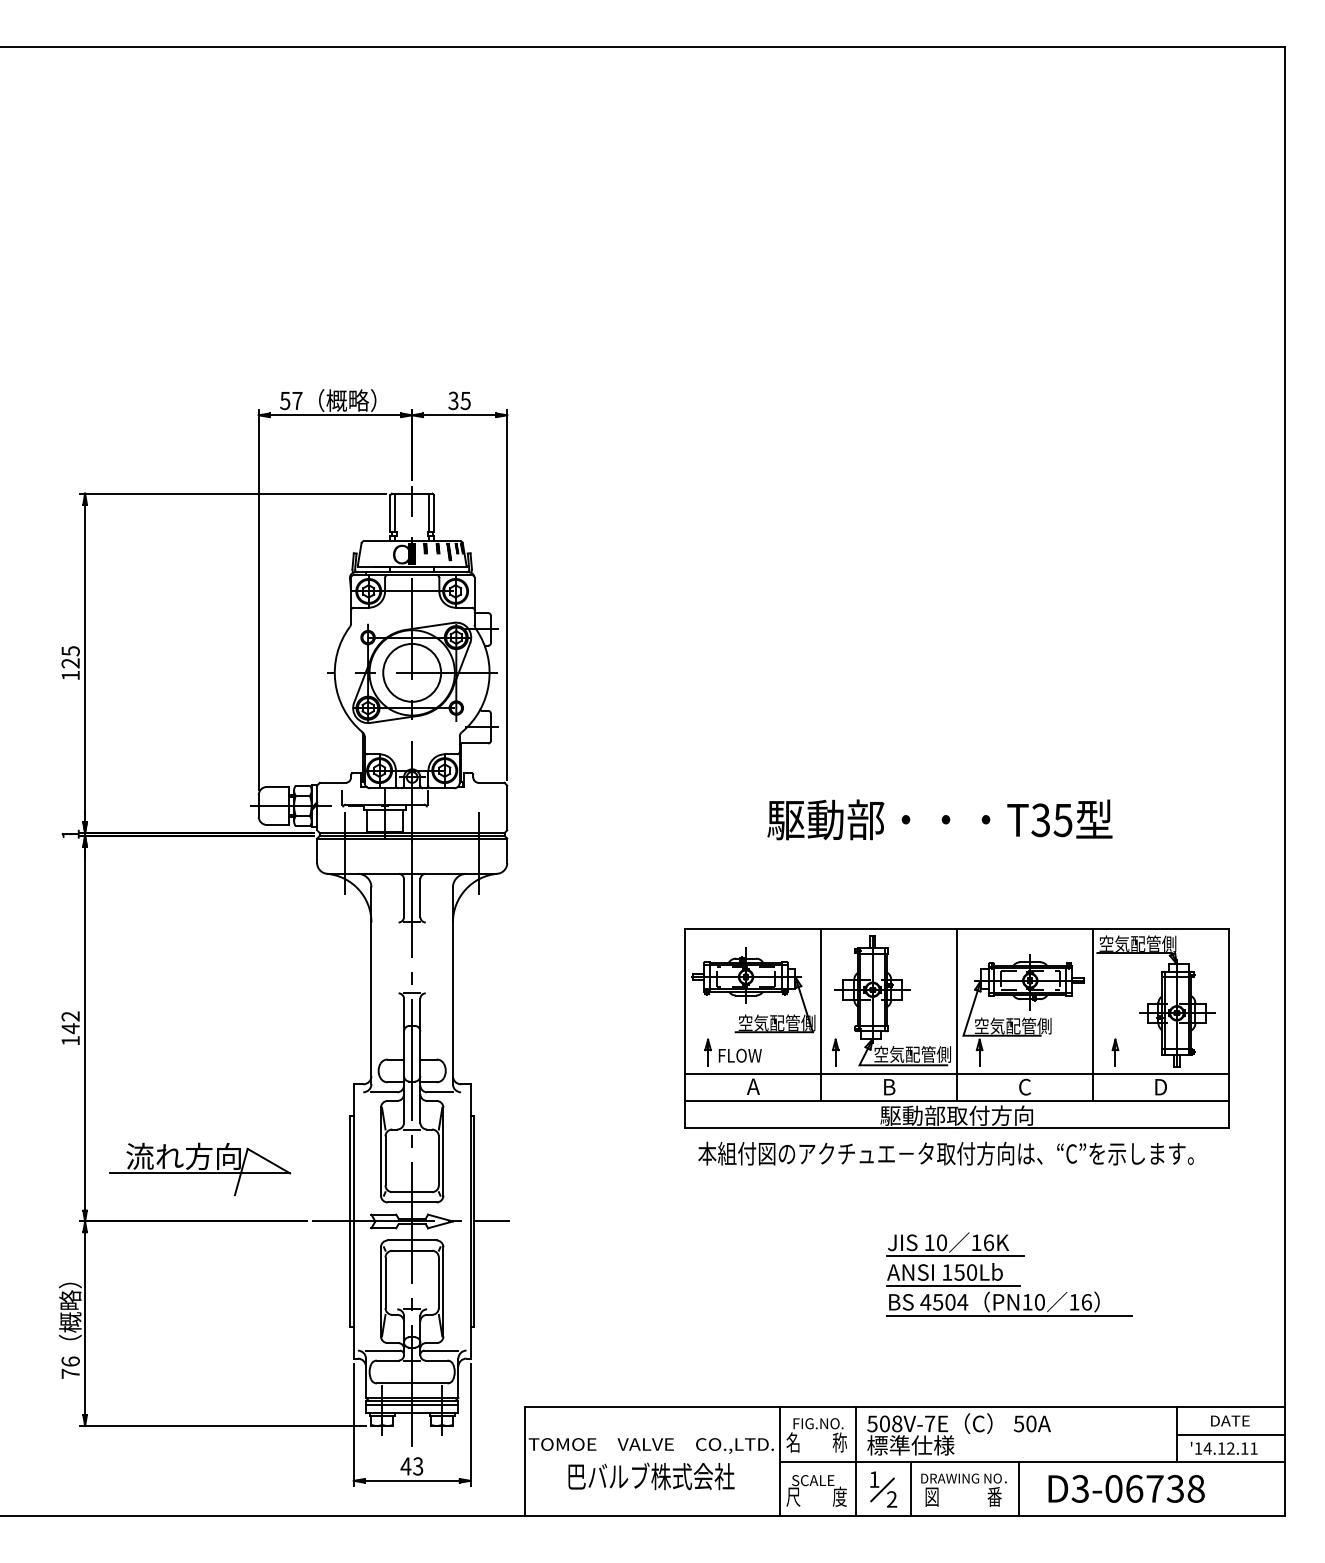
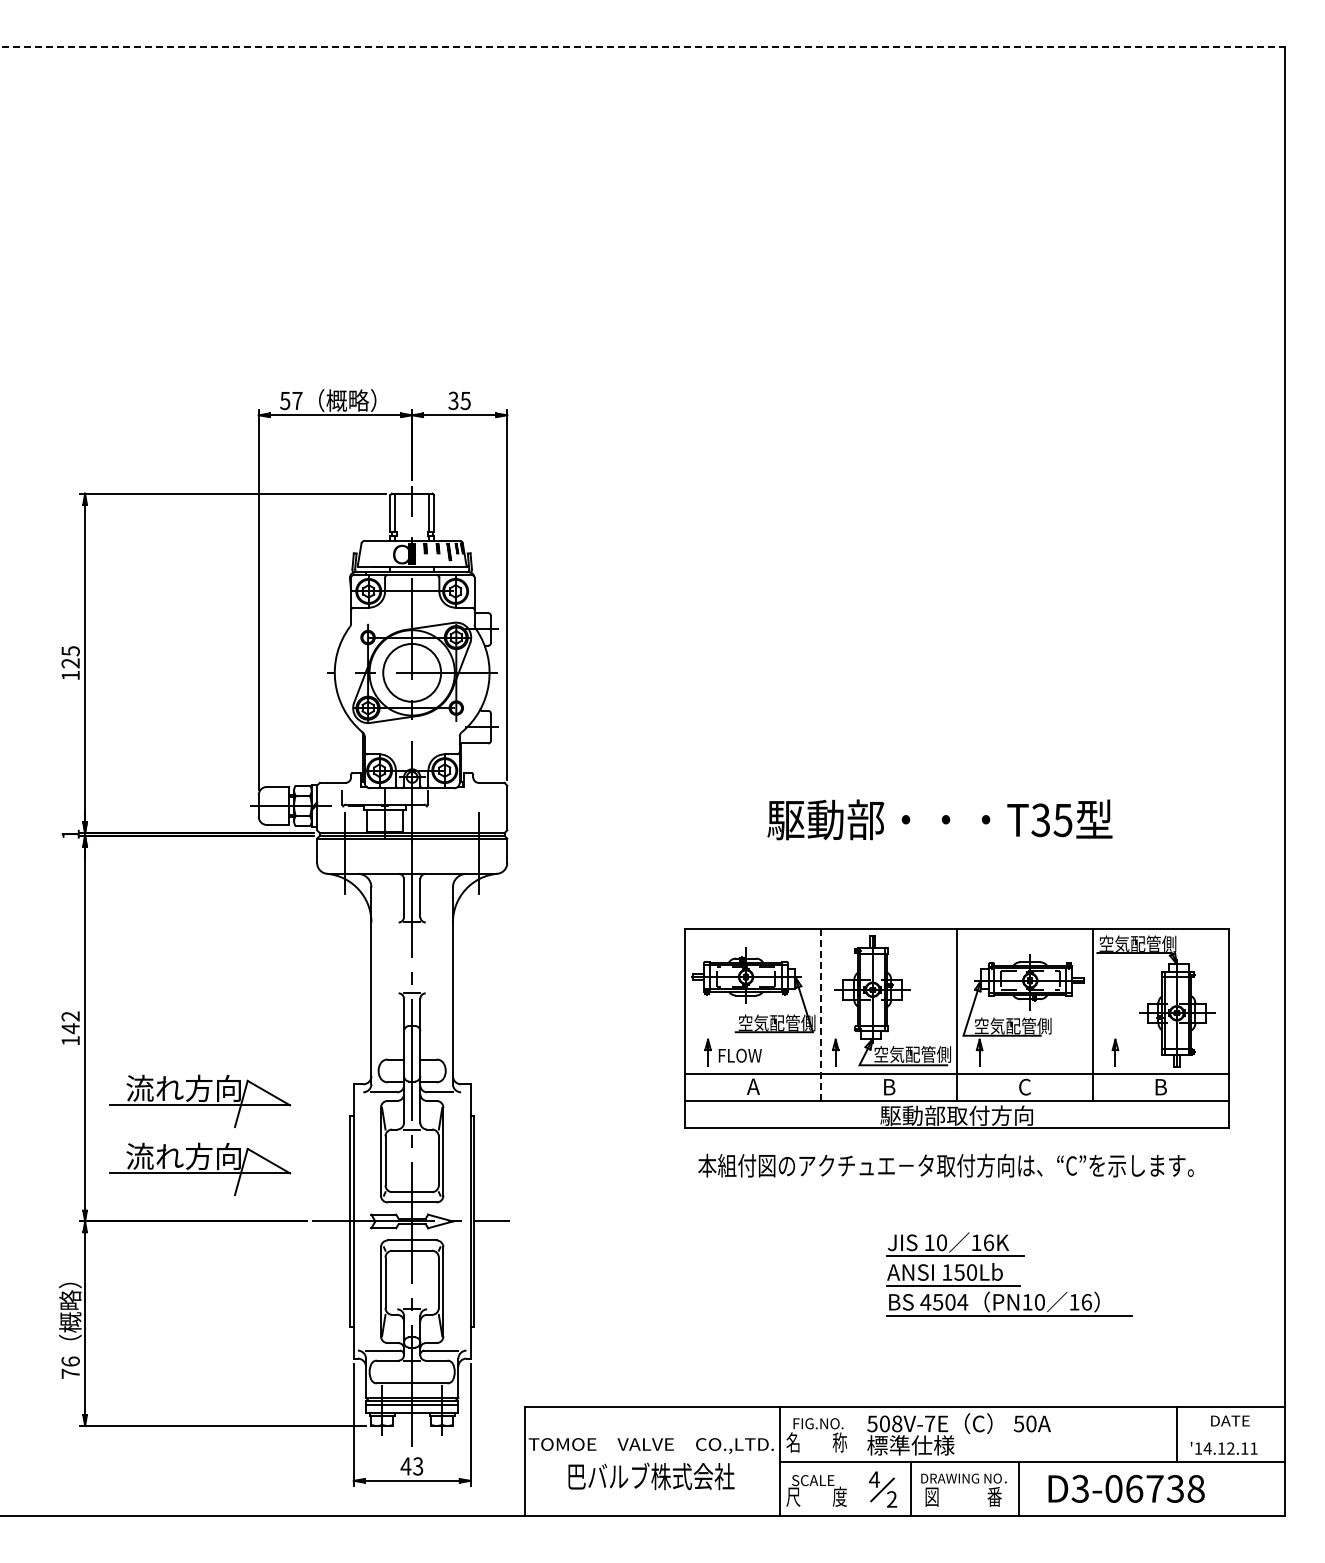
line: solid -> dashed (643, 46)
line: solid -> dashed (821, 1015)
text: D -> B (1160, 1087)
part: none -> present (200, 1101)
text position: (945, 1153) -> (945, 1165) (945, 1165)
line: present -> none (1230, 1434)
line: present -> none (856, 1461)
text: 1 -> 4 (873, 1479)
